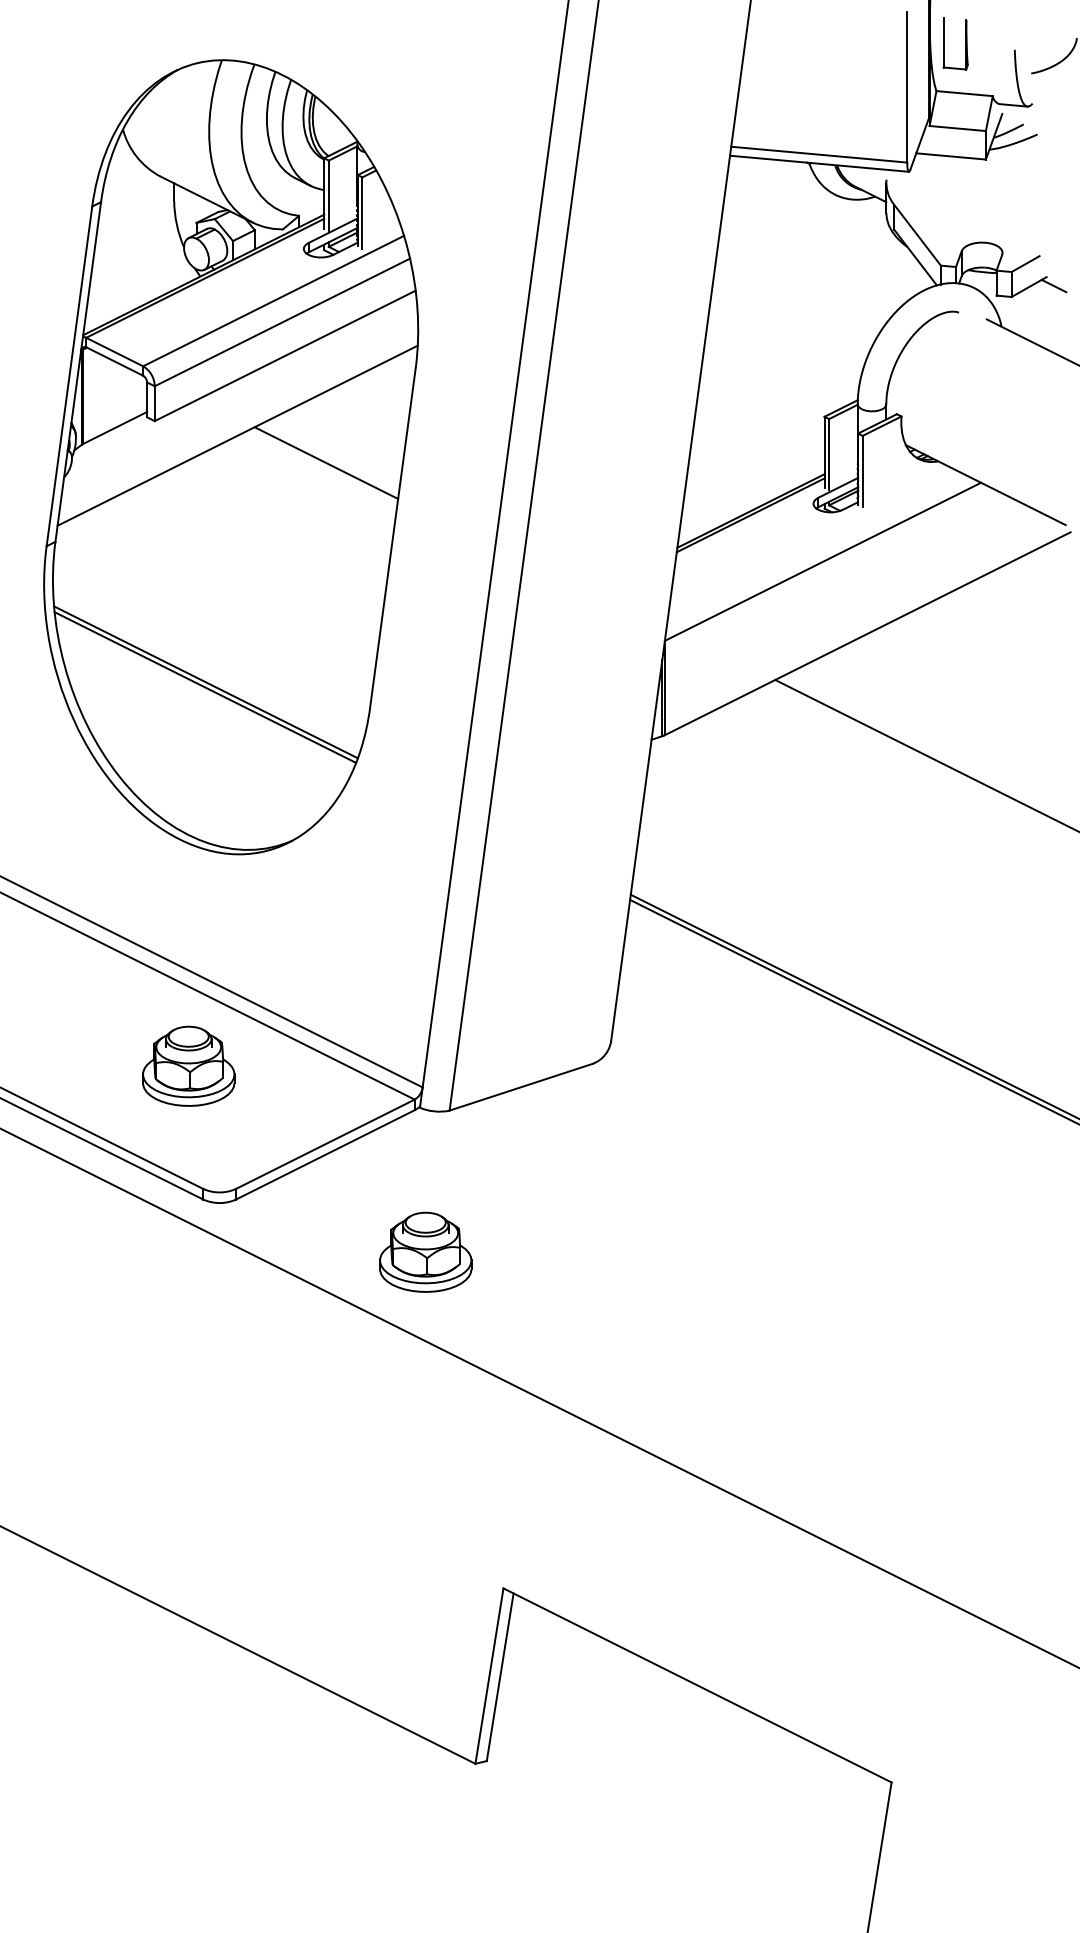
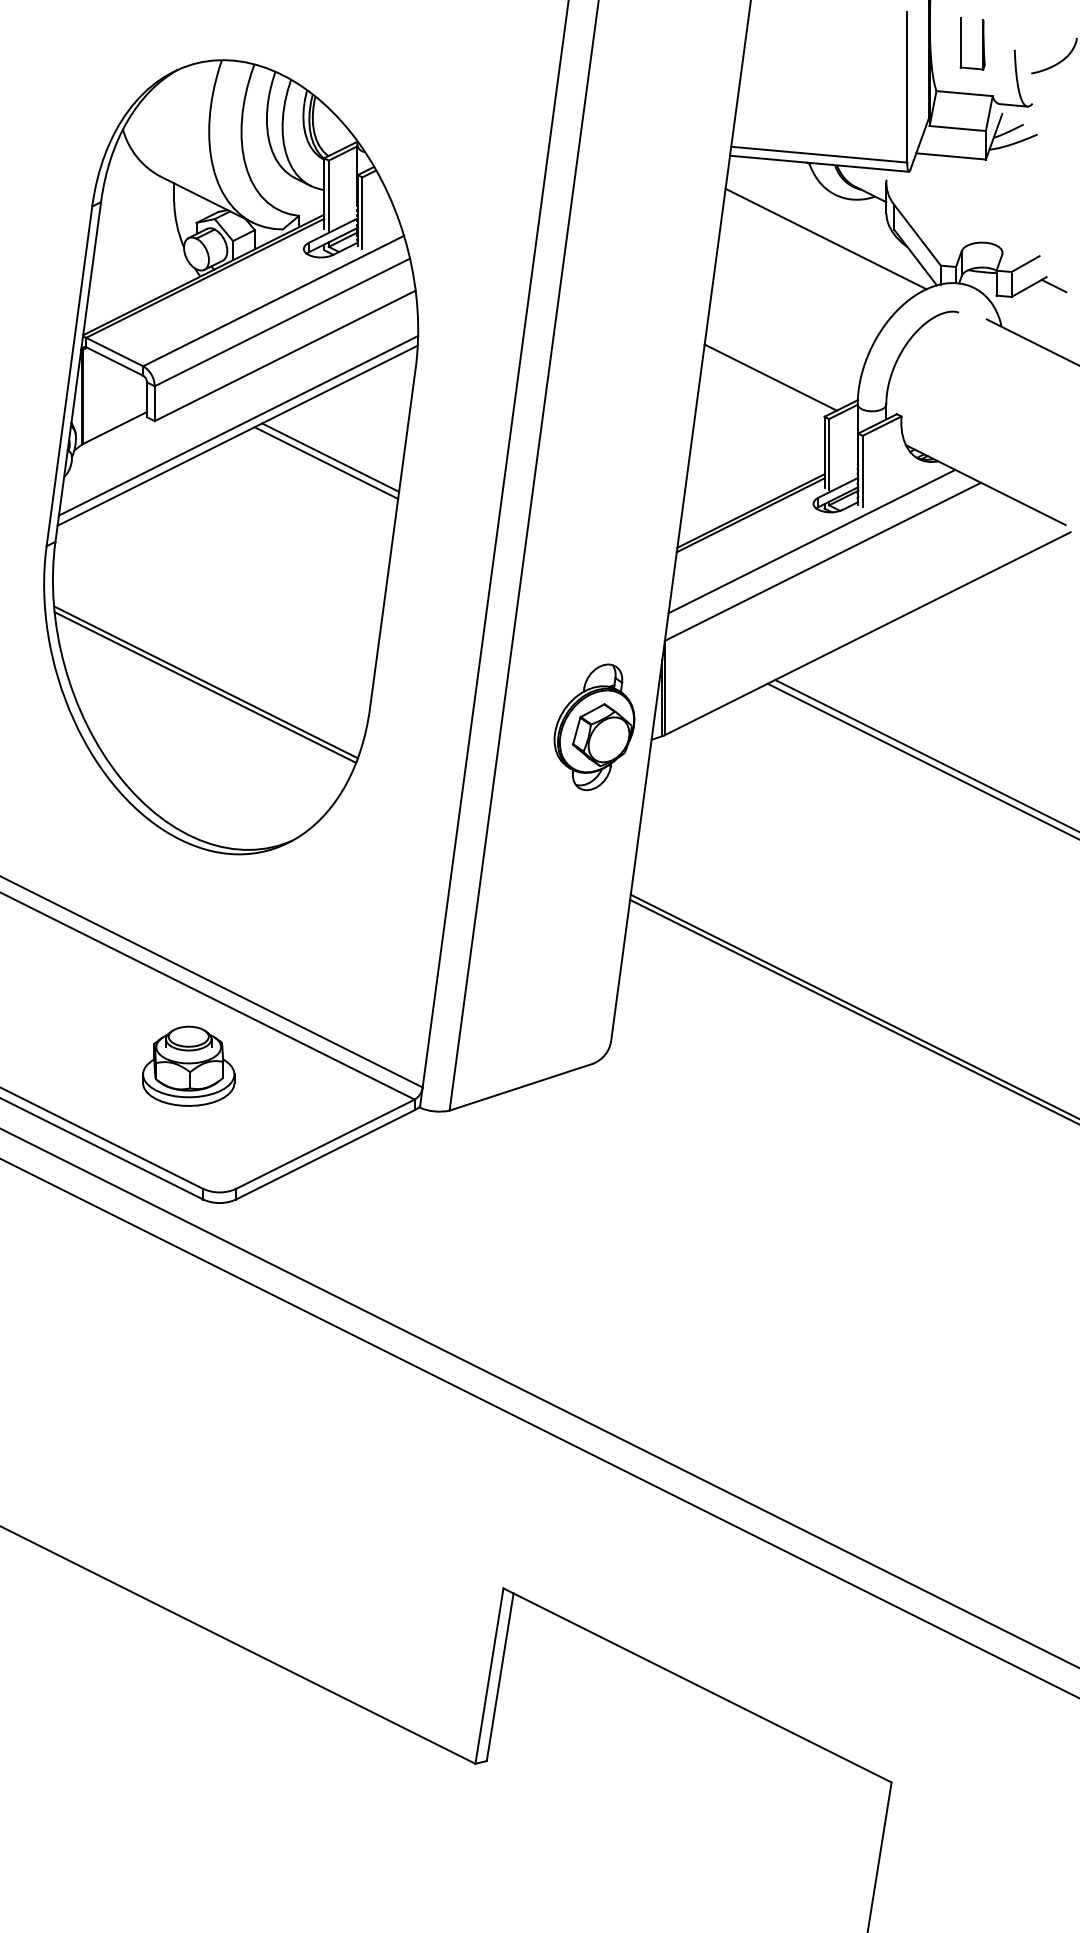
part position: (965, 43) -> (982, 43) (982, 43)
line: none -> present (825, 238)
line: none -> present (770, 377)
line: none -> present (238, 425)
line: none -> present (330, 457)
line: none -> present (811, 541)
part: none -> present (594, 727)
line: none -> present (921, 760)
part: present -> none (425, 1251)
line: none -> present (539, 1427)
